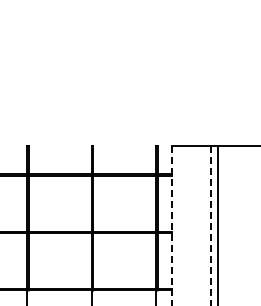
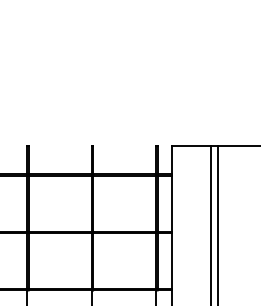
line: dashed -> solid (171, 226)
line: dashed -> solid (210, 226)
